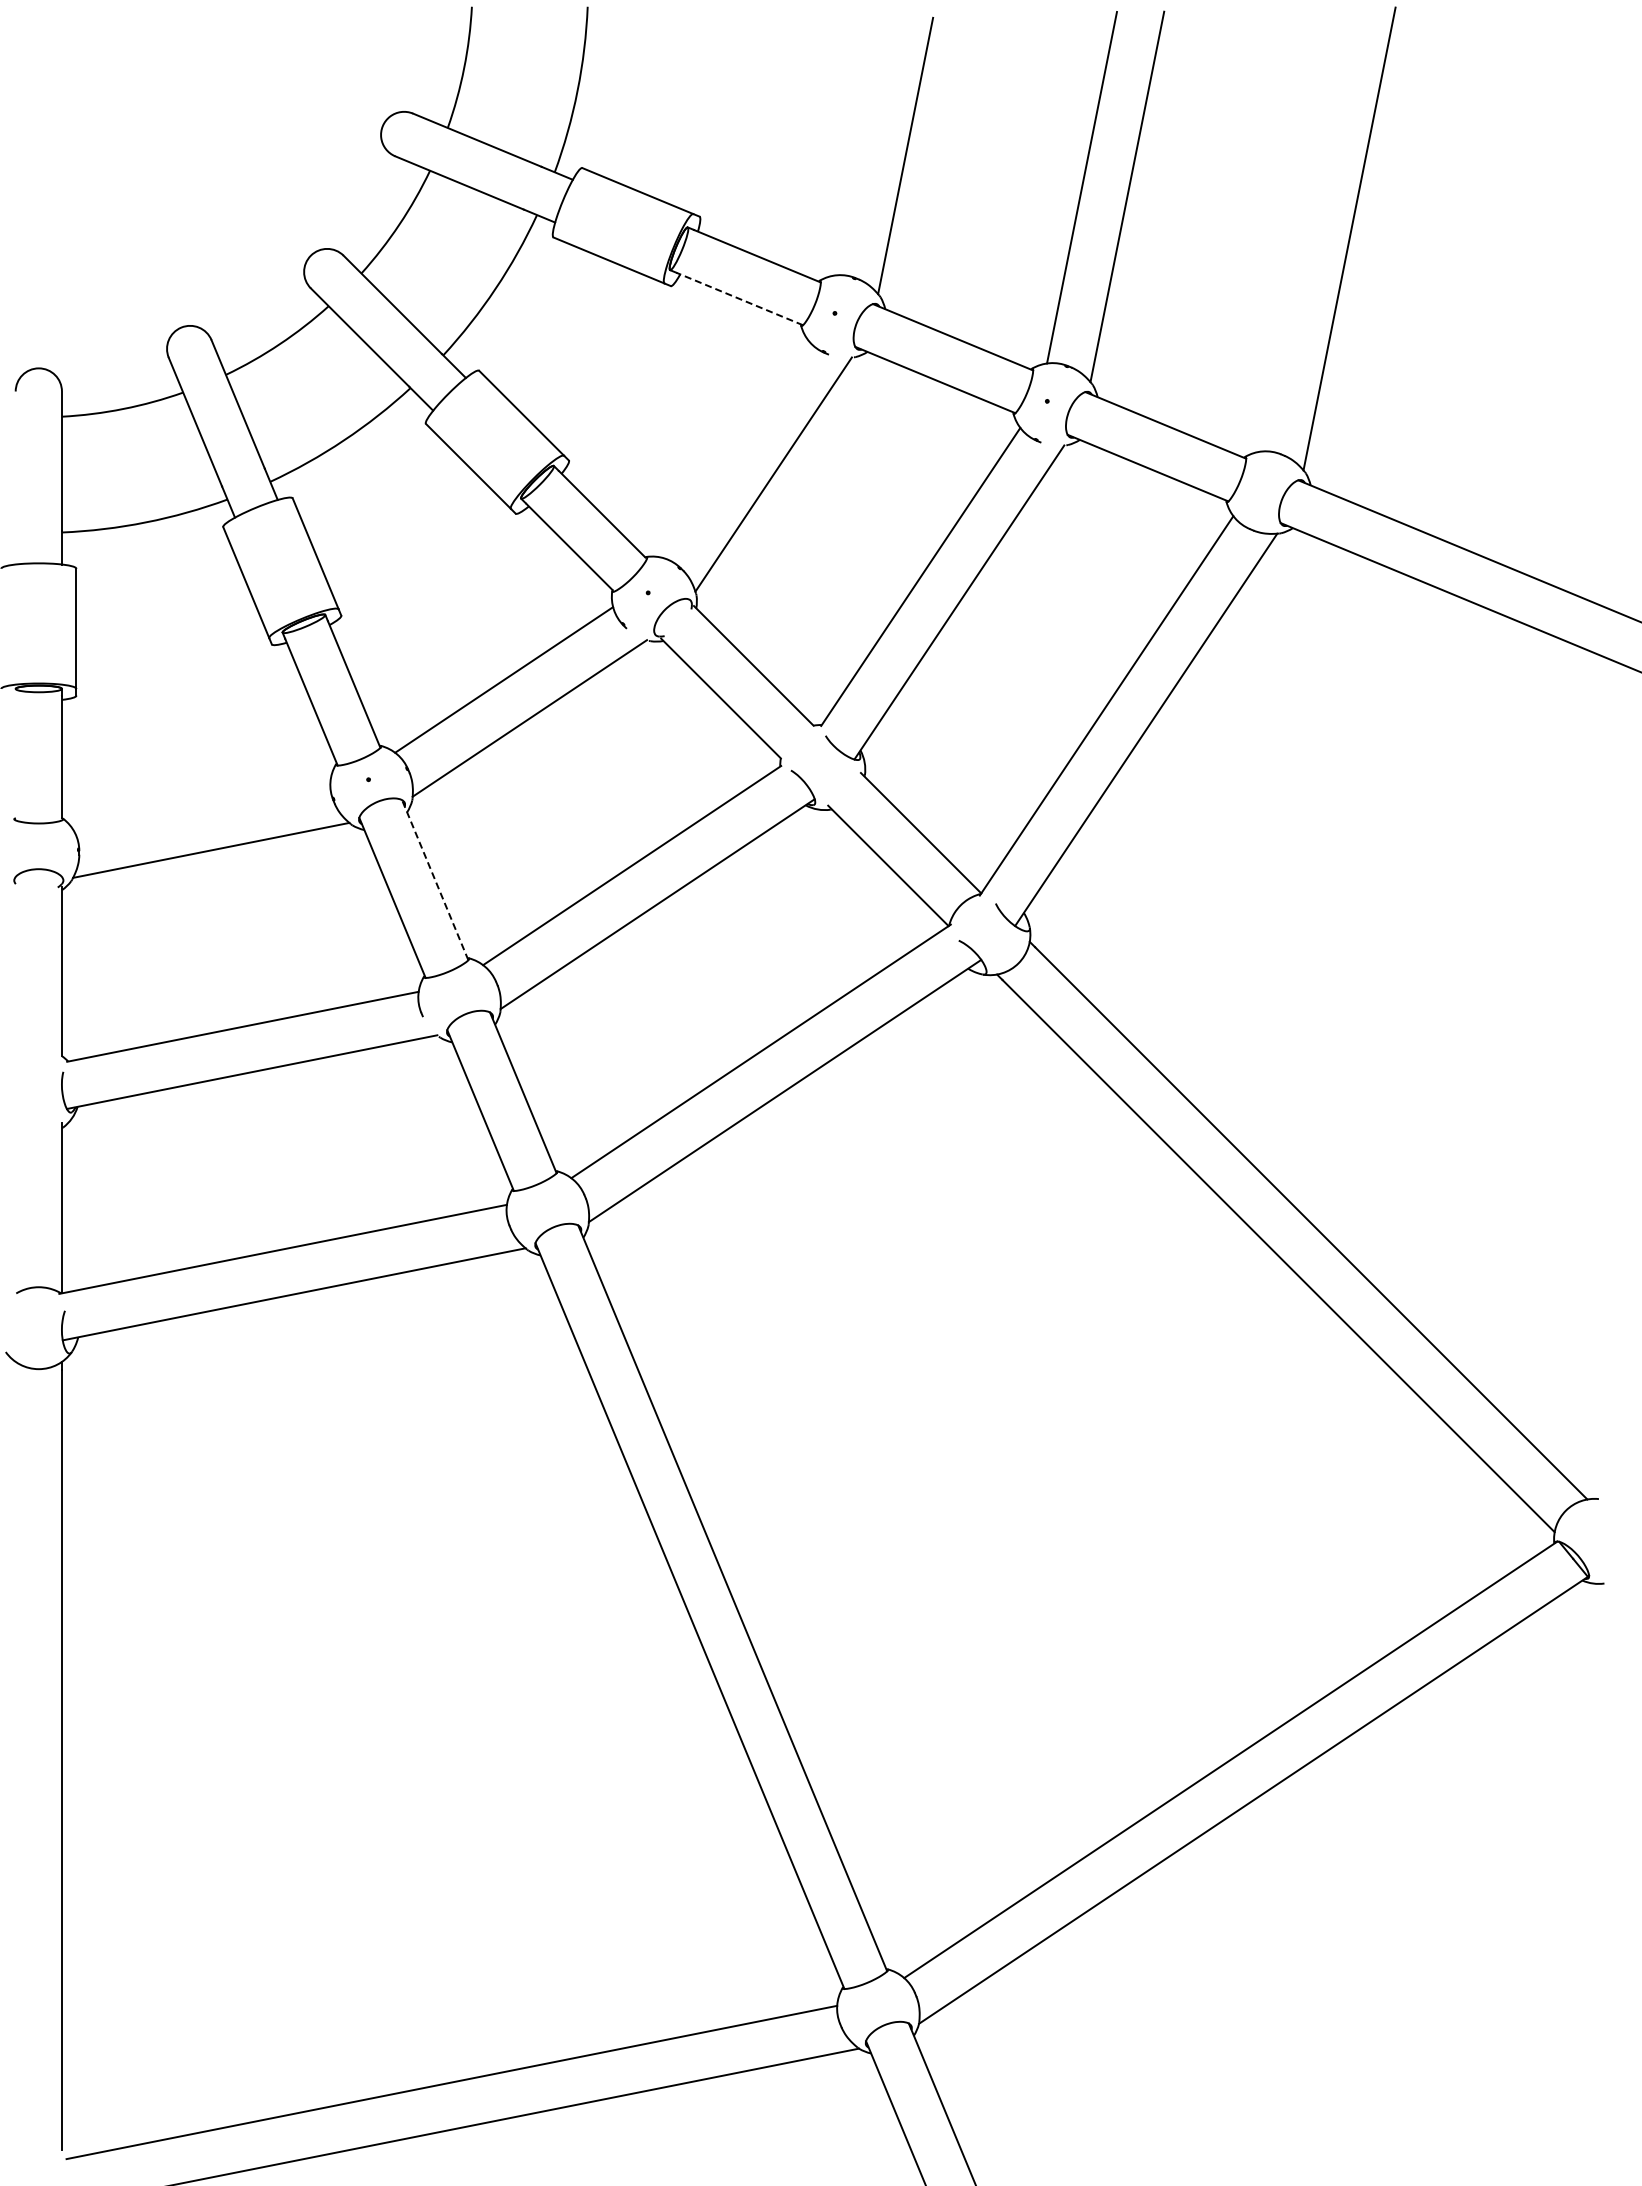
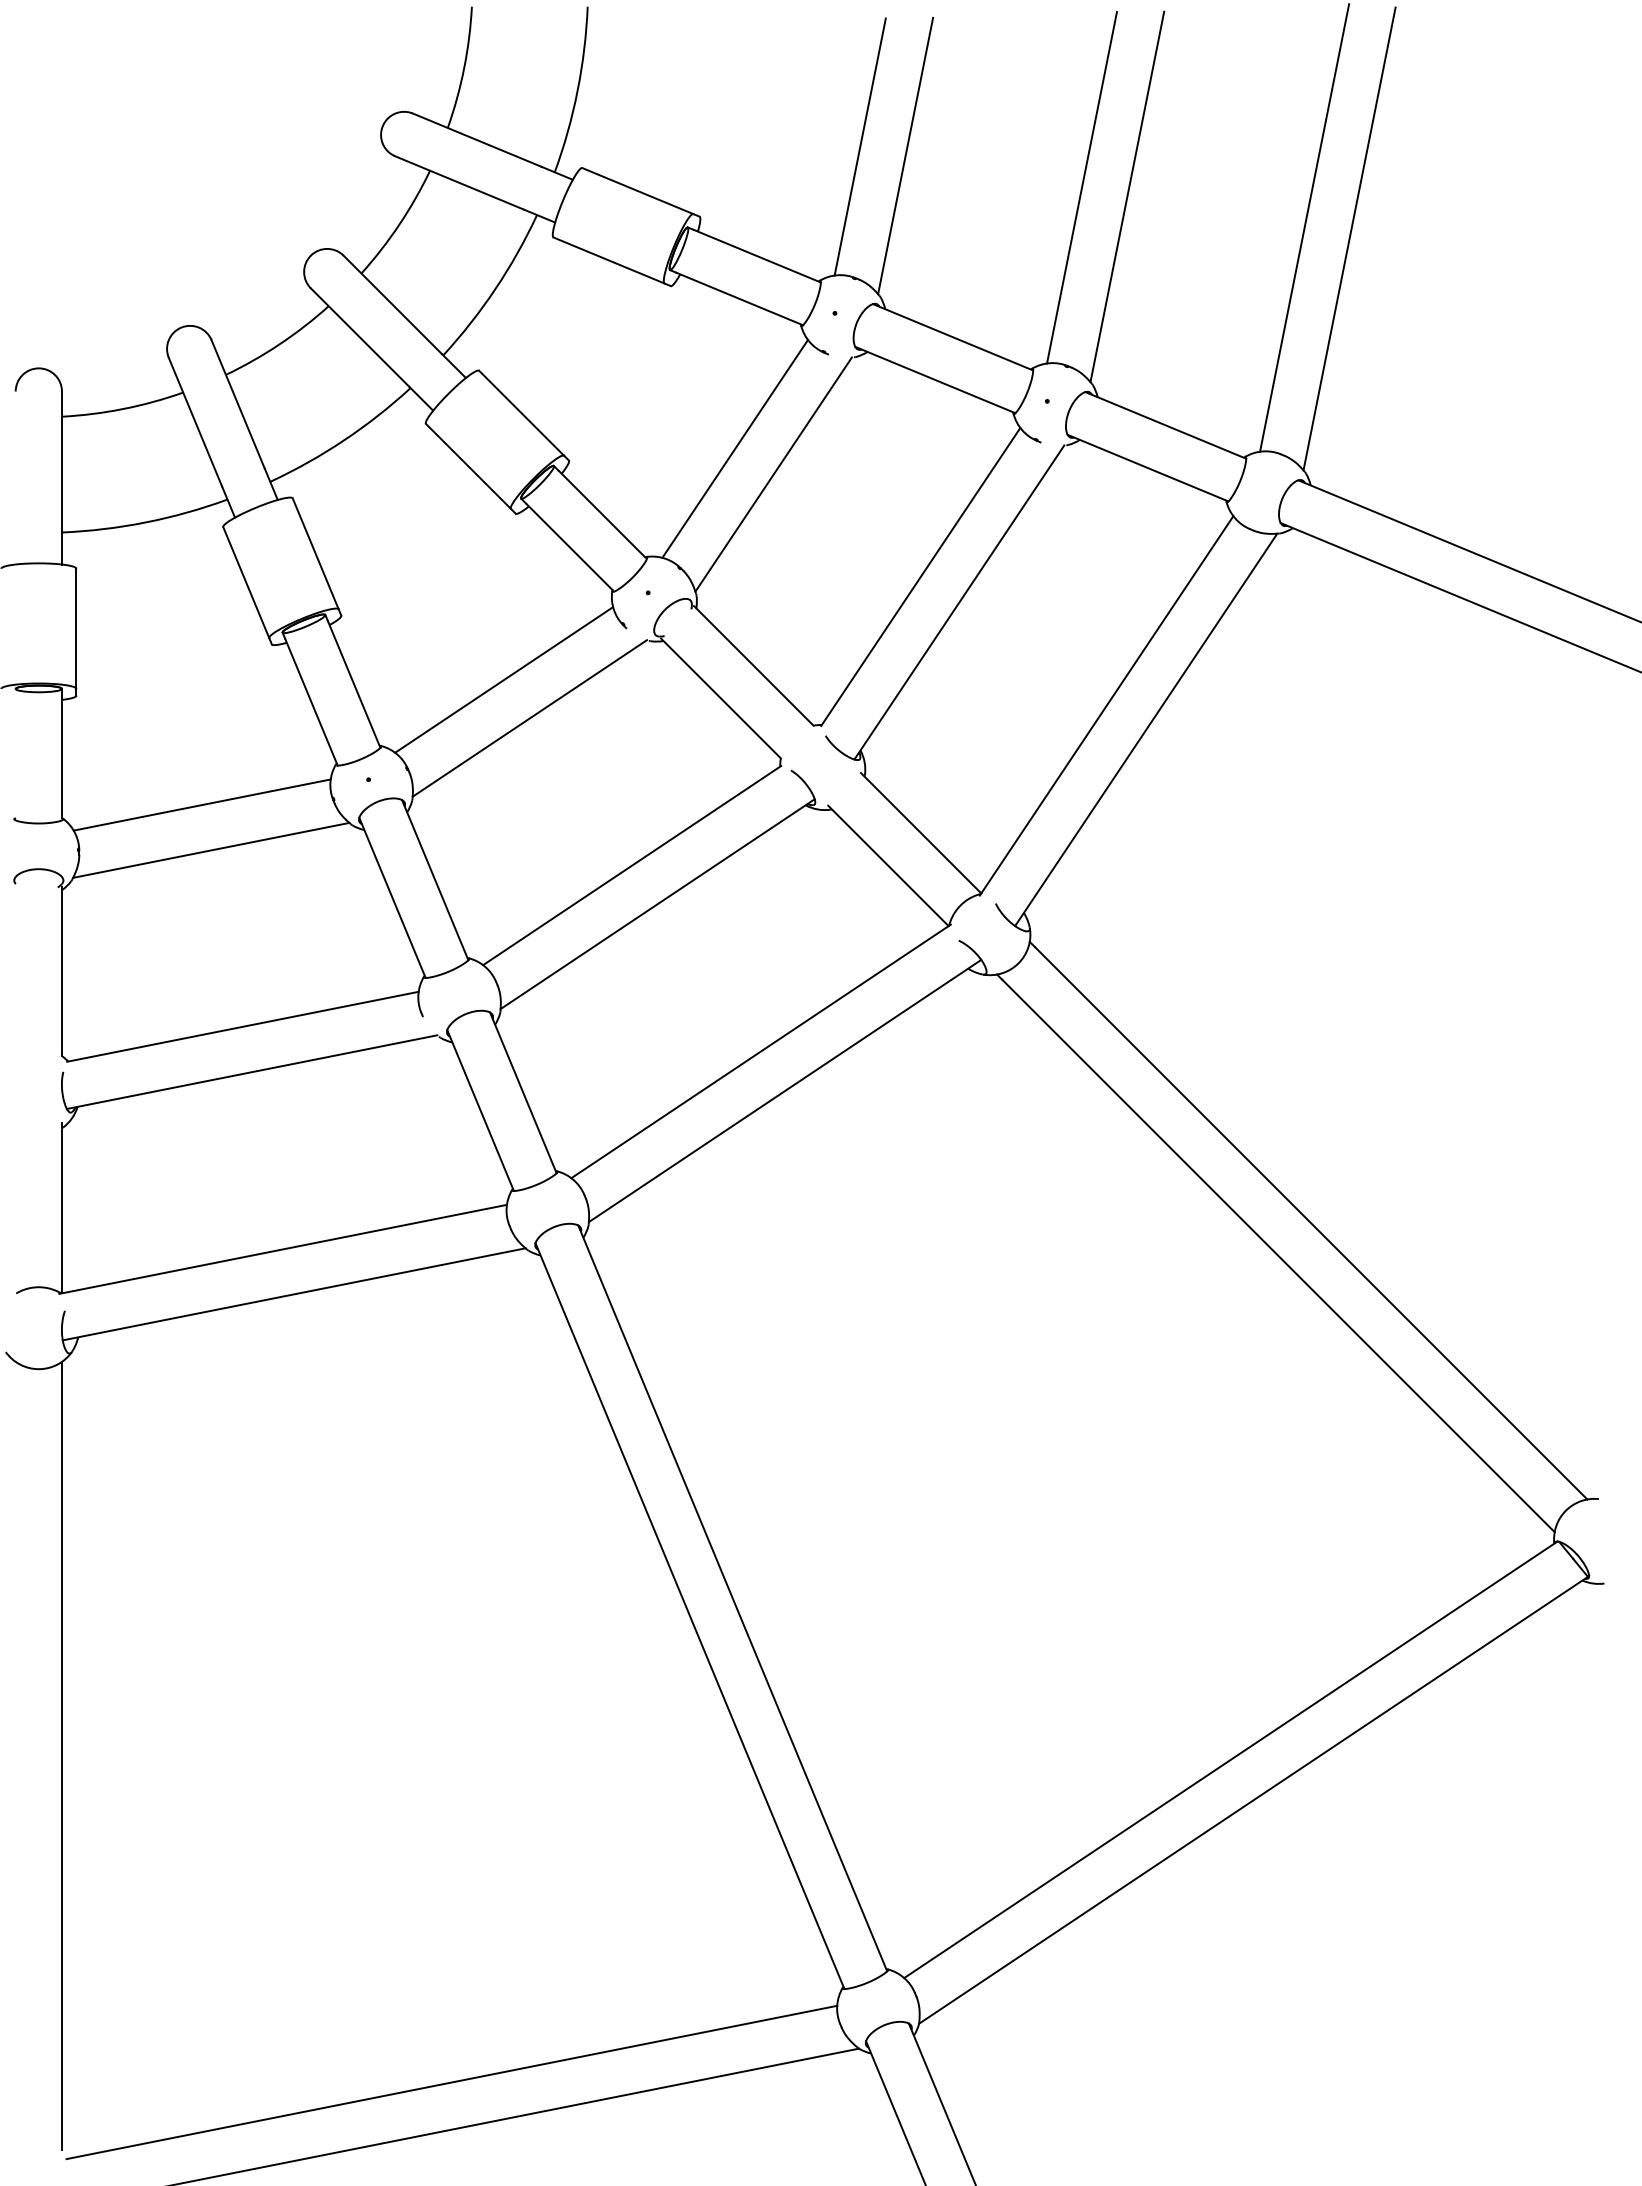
line: none -> present (859, 146)
line: none -> present (1304, 227)
line: dashed -> solid (739, 298)
line: none -> present (734, 448)
line: none -> present (201, 804)
line: dashed -> solid (435, 880)
